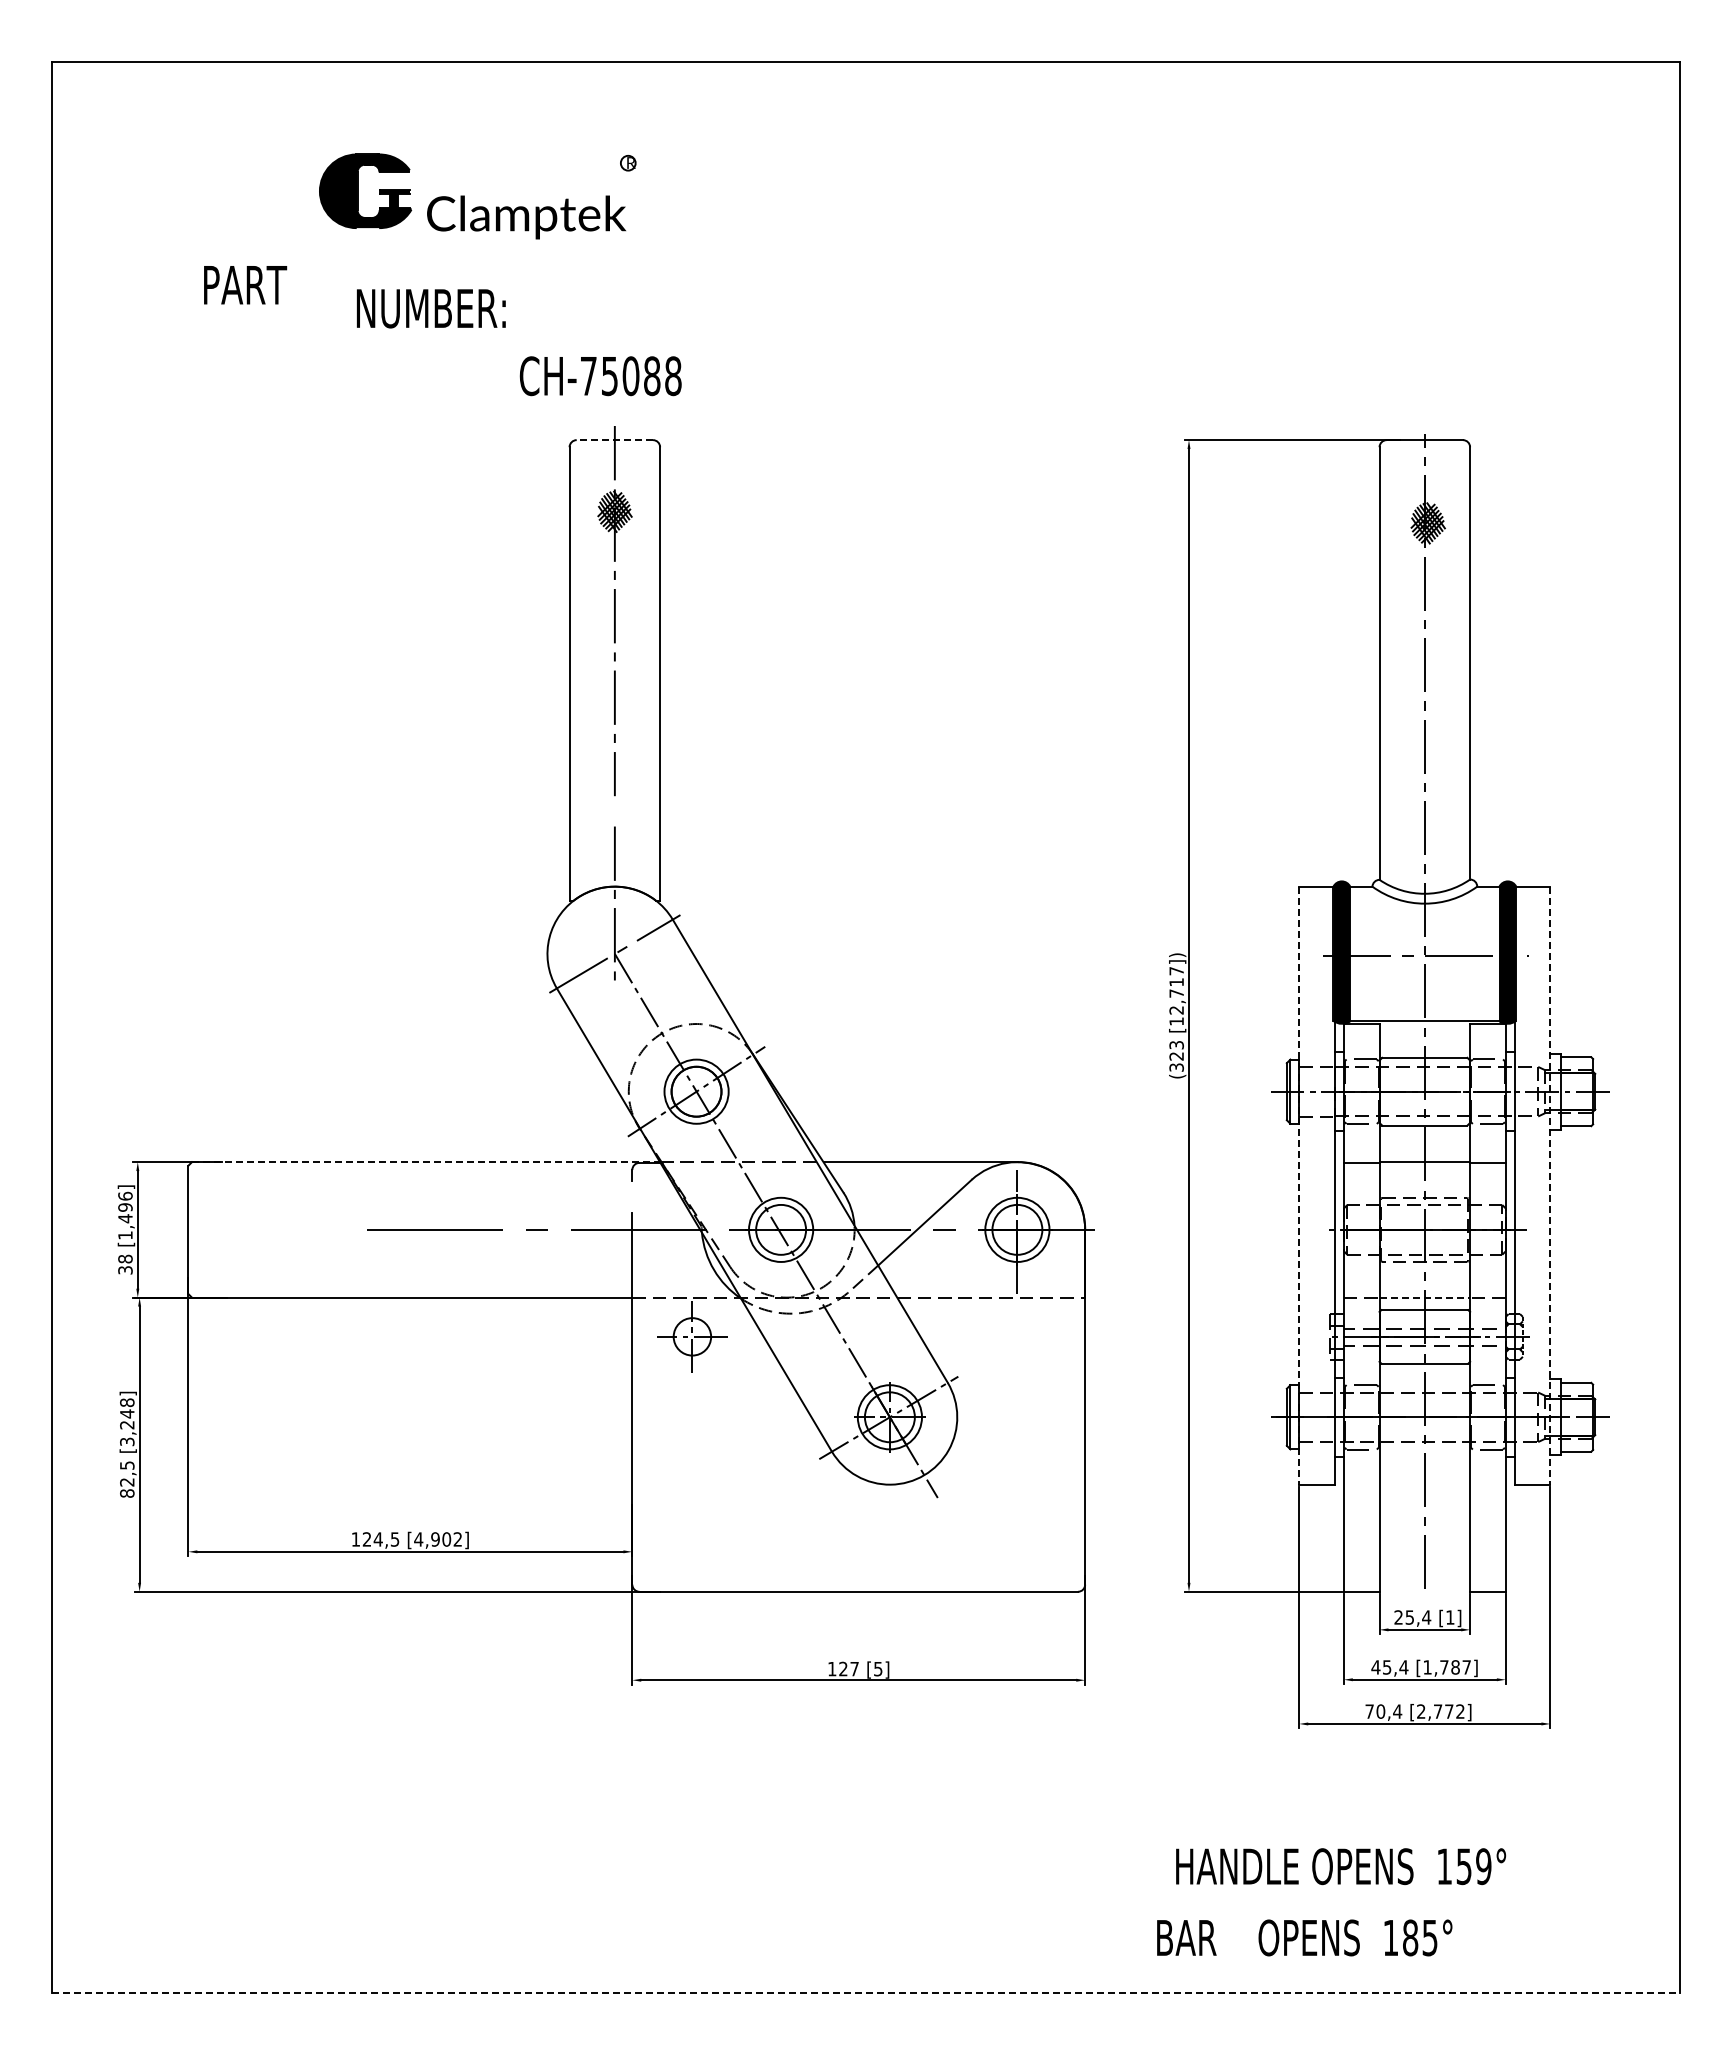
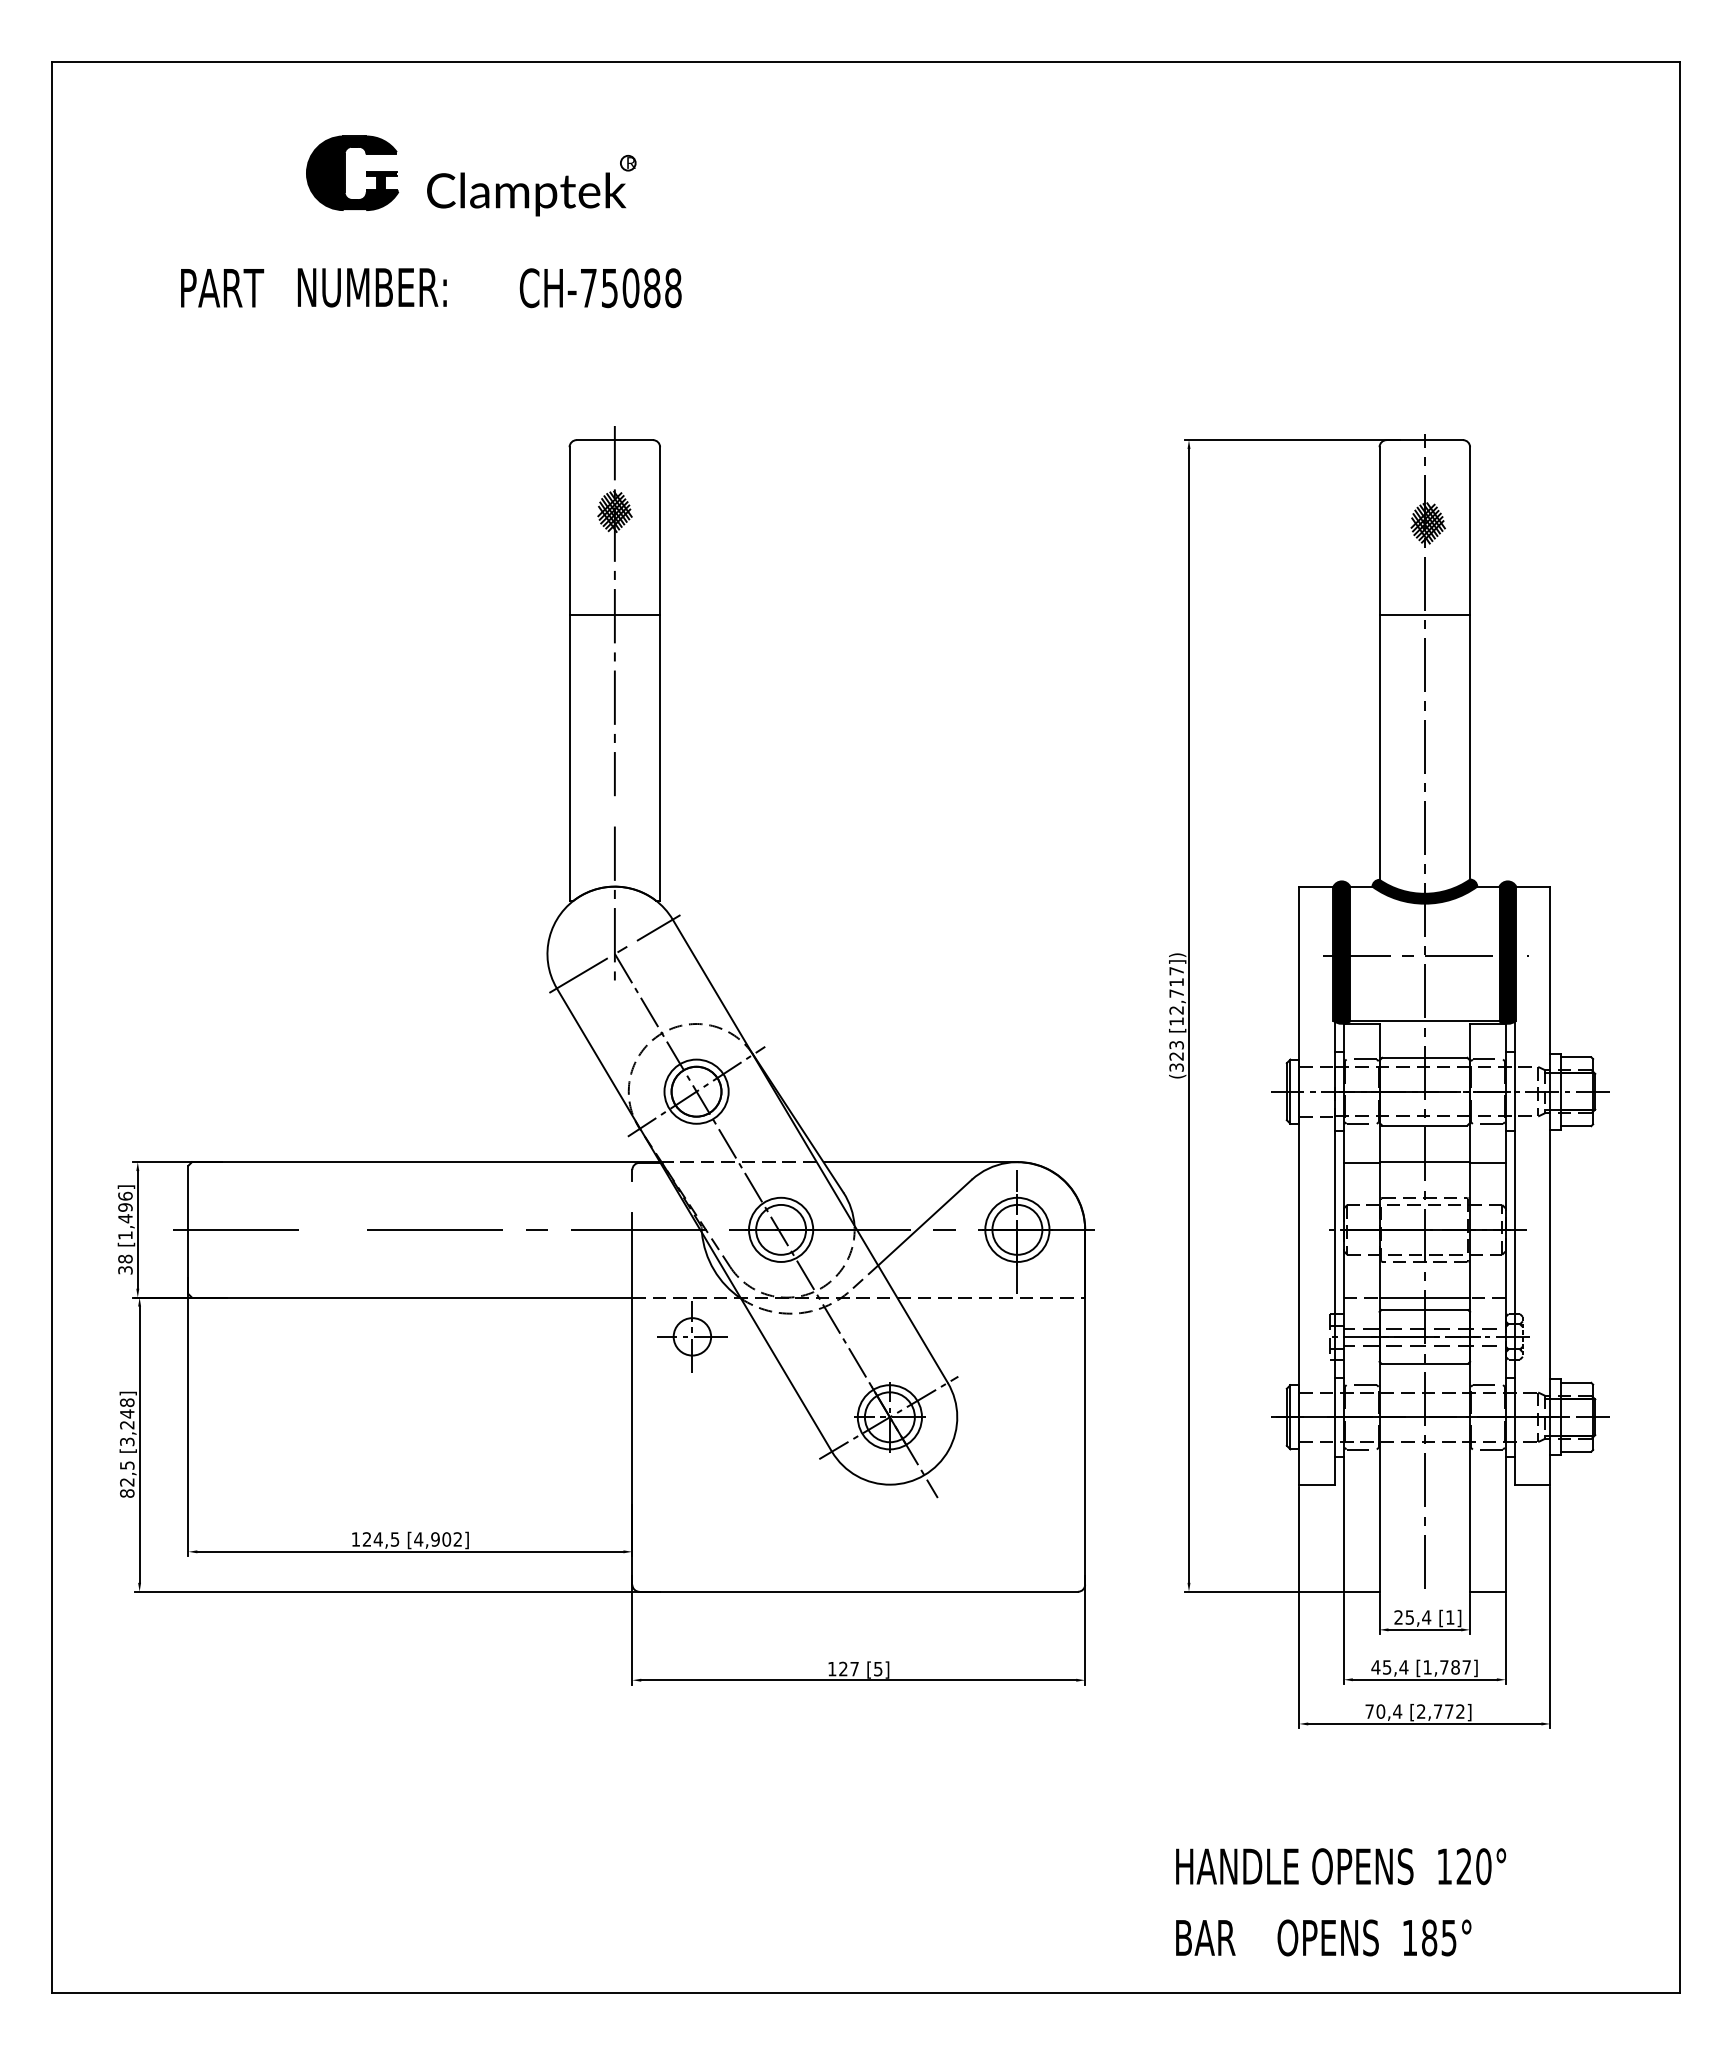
part position: (358, 190) -> (345, 172) (345, 172)
text position: (526, 217) -> (526, 194) (526, 194)
text position: (245, 285) -> (222, 288) (222, 288)
text position: (431, 308) -> (372, 287) (372, 287)
text position: (600, 376) -> (600, 288) (600, 288)
line: dashed -> solid (614, 440)
line: none -> present (614, 614)
line: none -> present (1424, 614)
fill: none -> present (1424, 891)
line: dashed -> solid (426, 1162)
line: dashed -> solid (1299, 1186)
line: dashed -> solid (1550, 1186)
line: none -> present (235, 1229)
line: dashed -> solid (1425, 1297)
text: 159° -> 120° (1473, 1866)
text position: (1304, 1937) -> (1323, 1937) (1323, 1937)
line: dashed -> solid (866, 1993)
